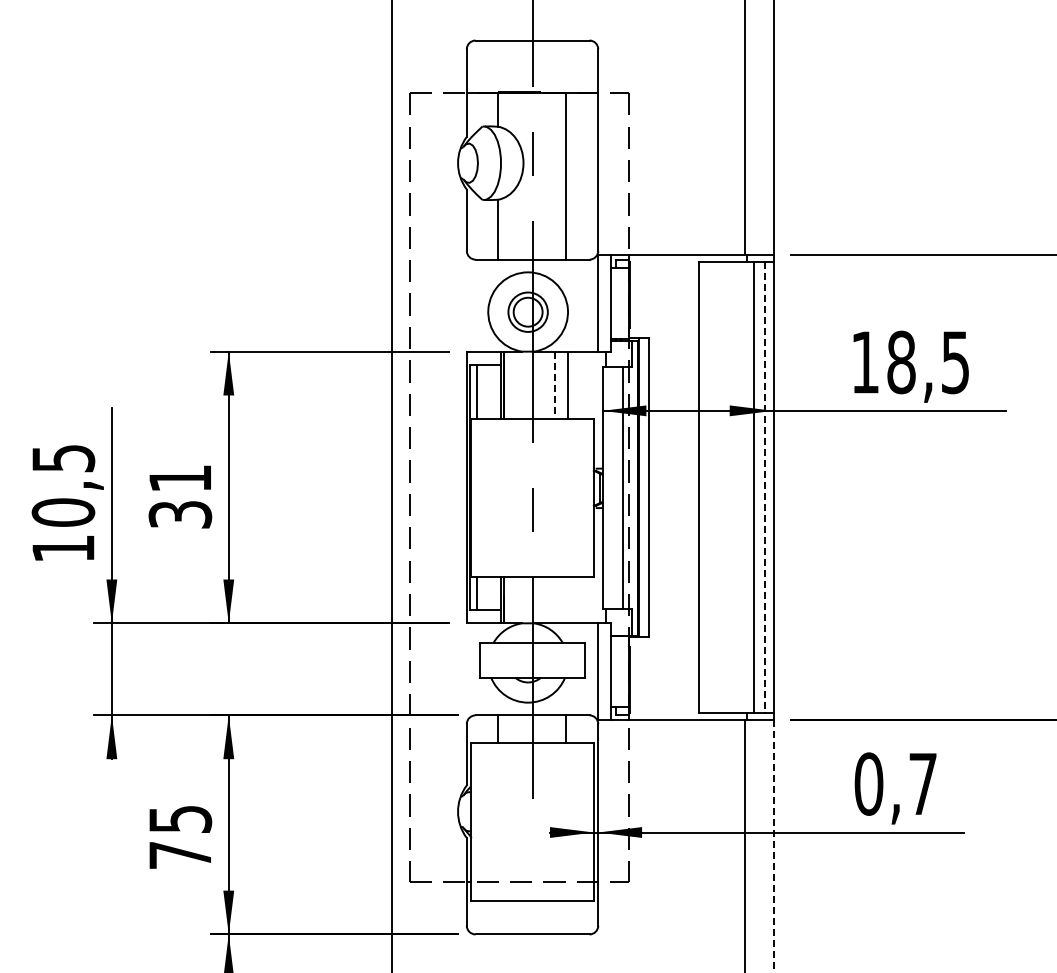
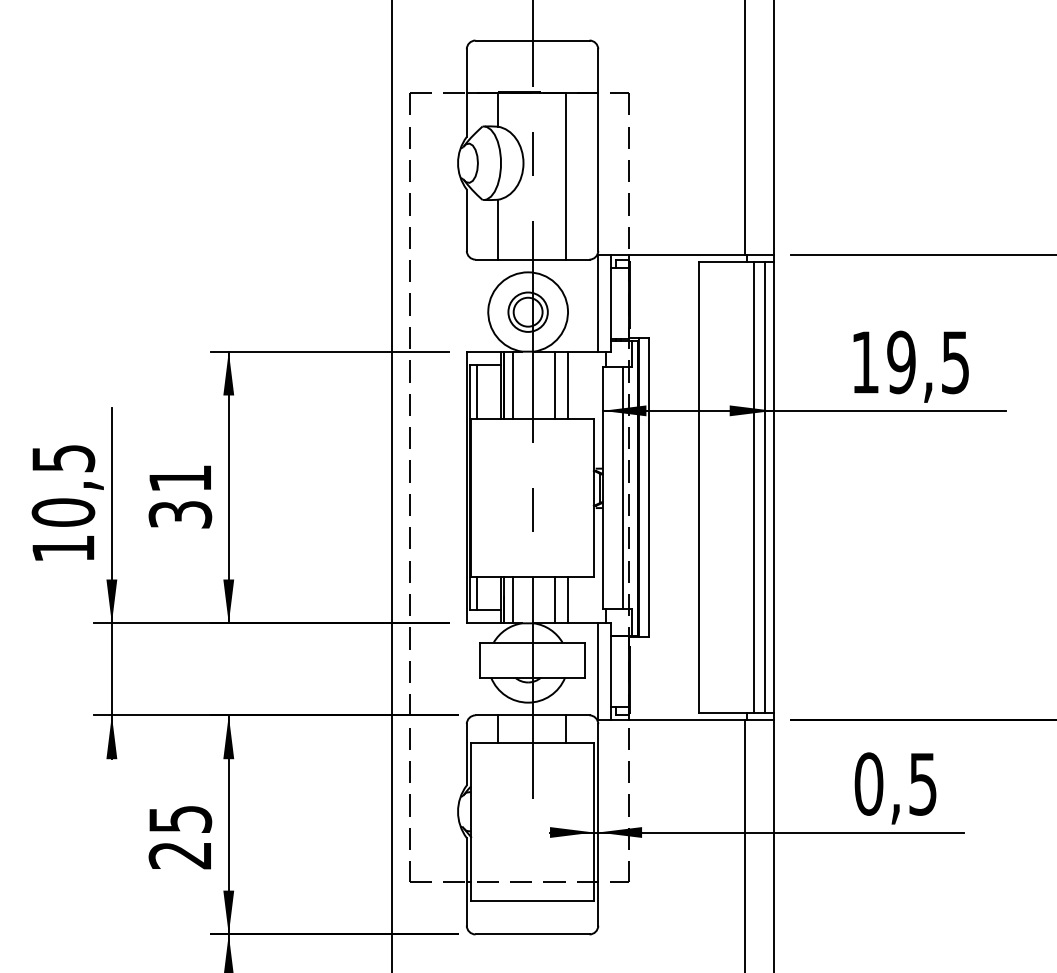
text: 18,5 -> 19,5 (901, 362)
line: none -> present (512, 385)
line: dashed -> solid (554, 385)
line: dashed -> solid (764, 487)
line: none -> present (512, 599)
line: none -> present (554, 599)
line: none -> present (567, 599)
text: 0,7 -> 0,5 (922, 784)
line: dashed -> solid (773, 846)
text: 75 -> 25 (179, 855)
